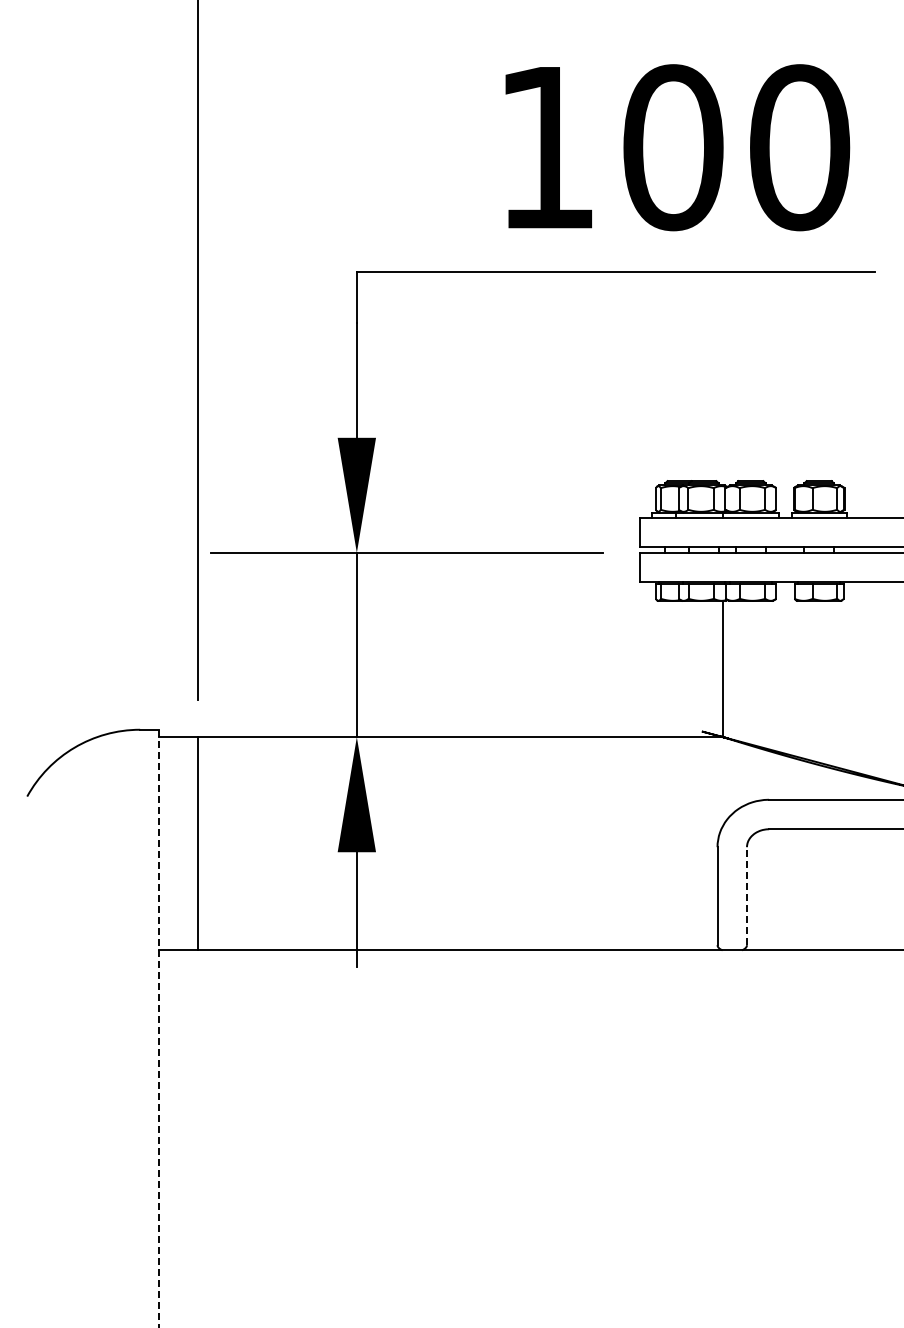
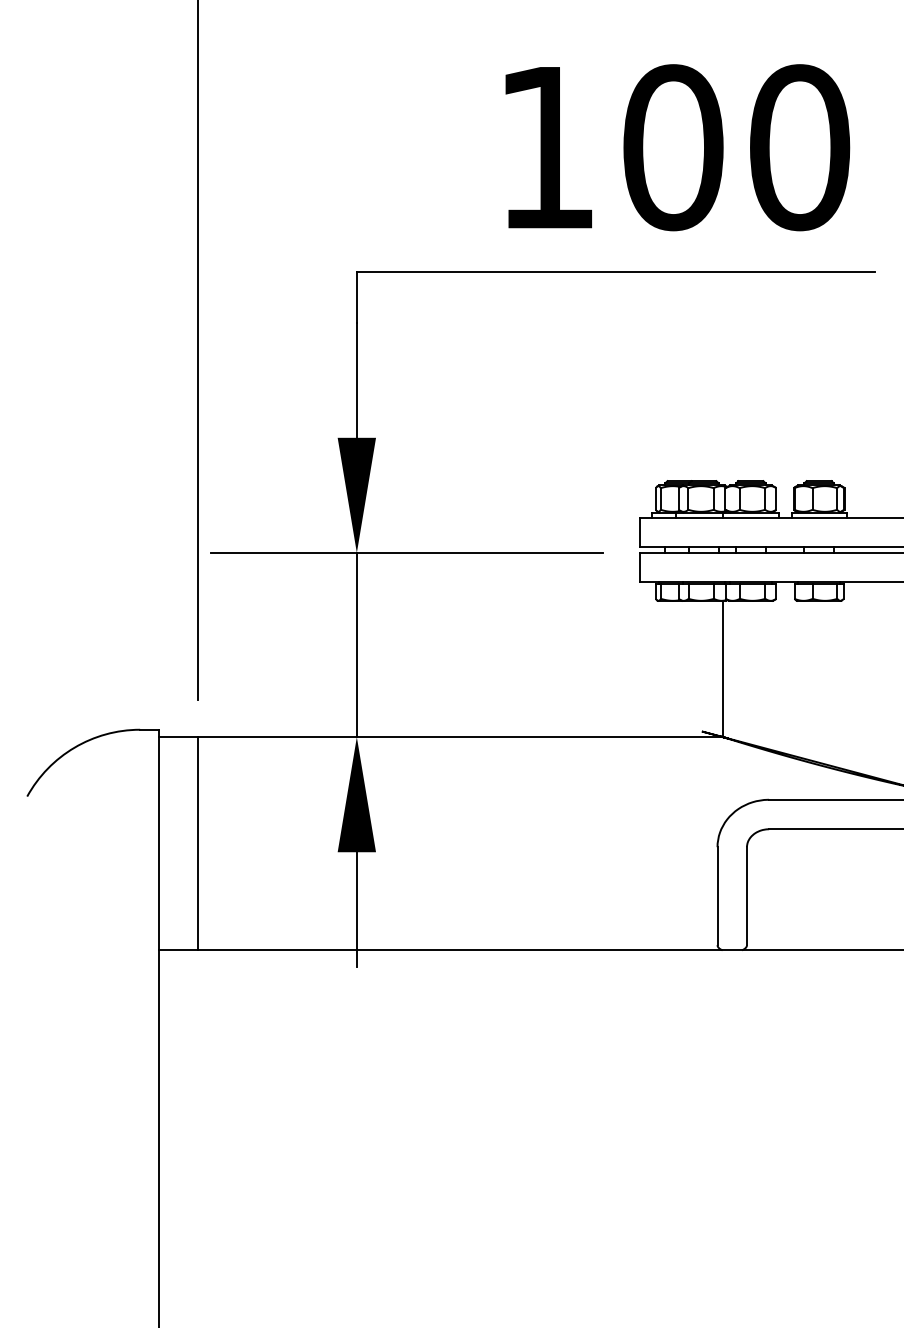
line: dashed -> solid (746, 895)
line: dashed -> solid (159, 1028)
